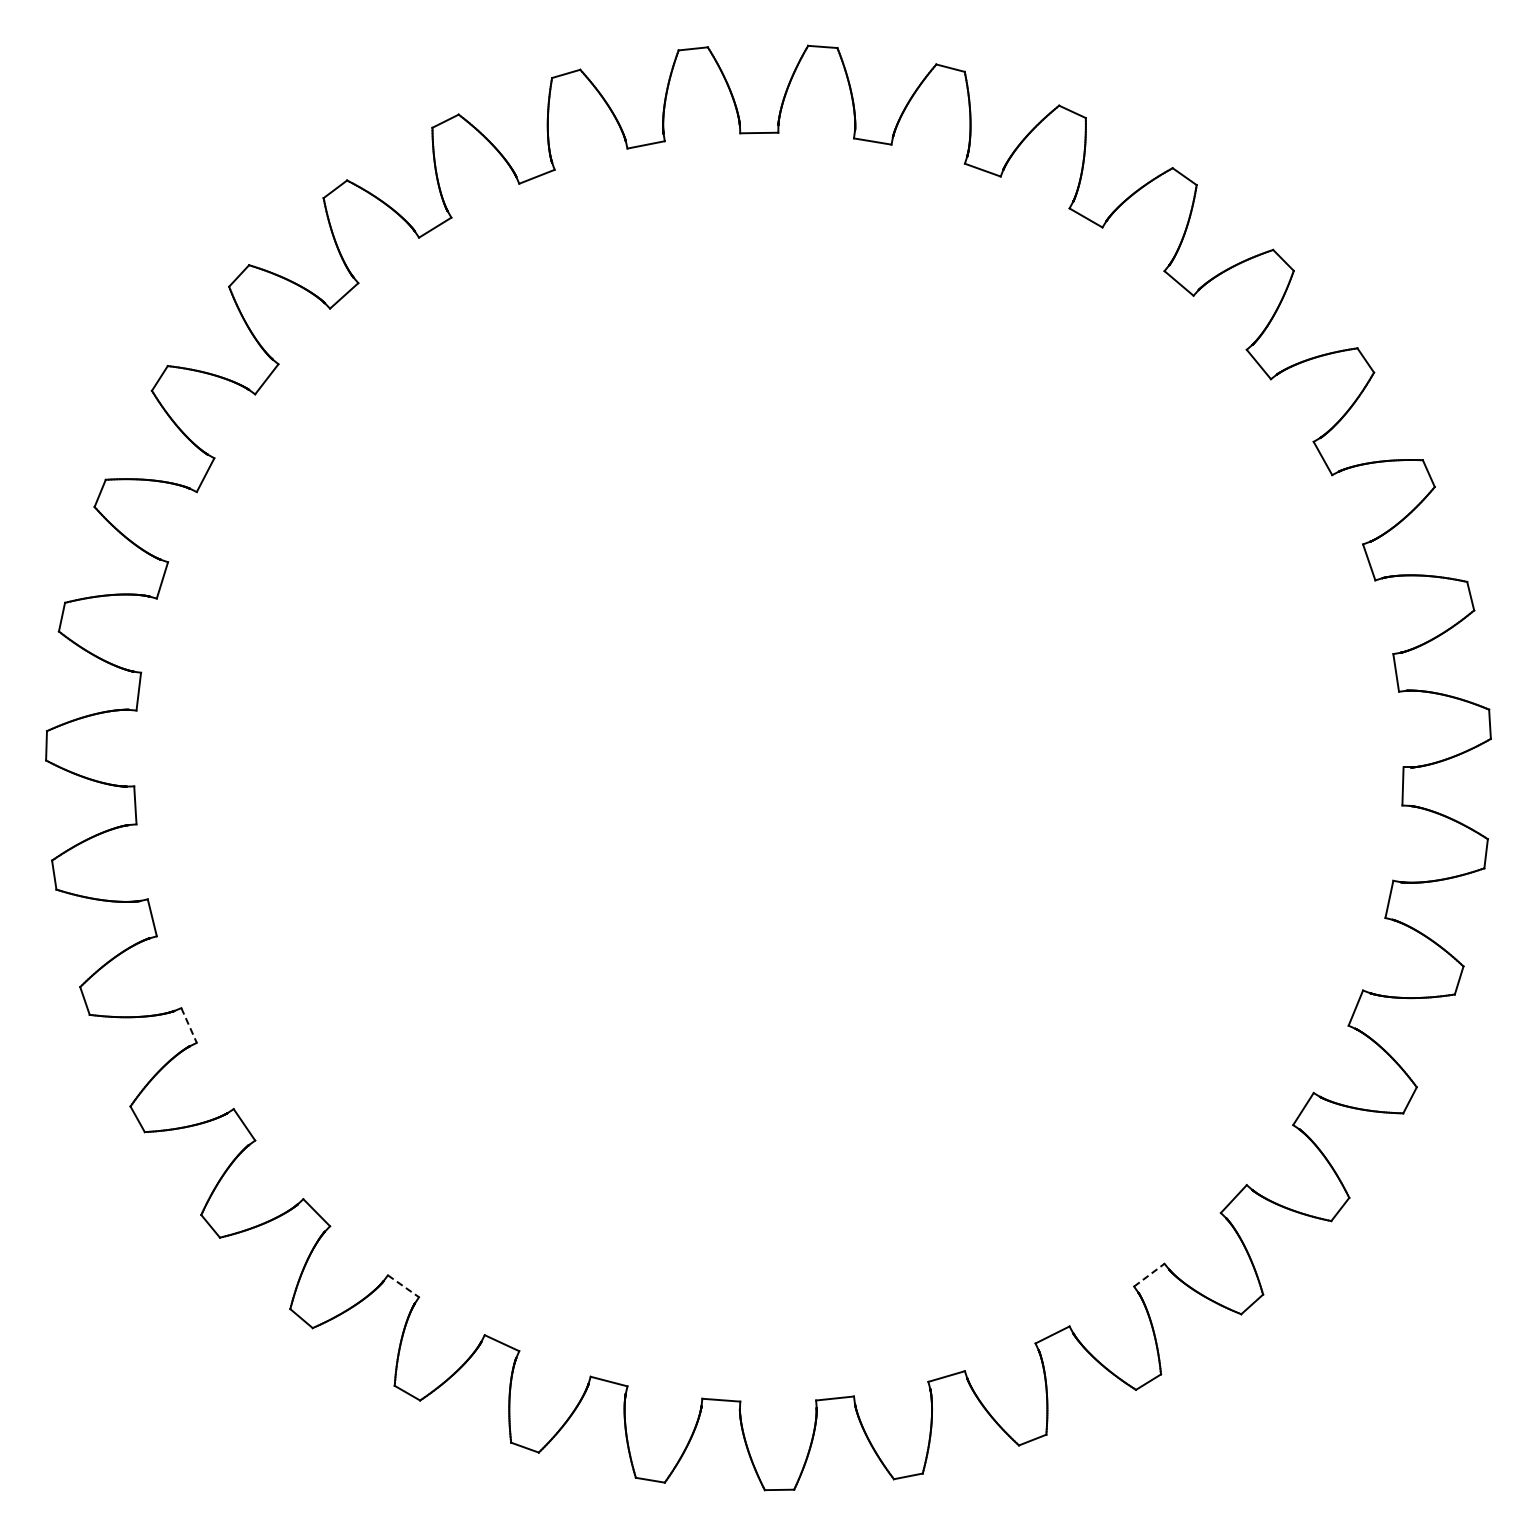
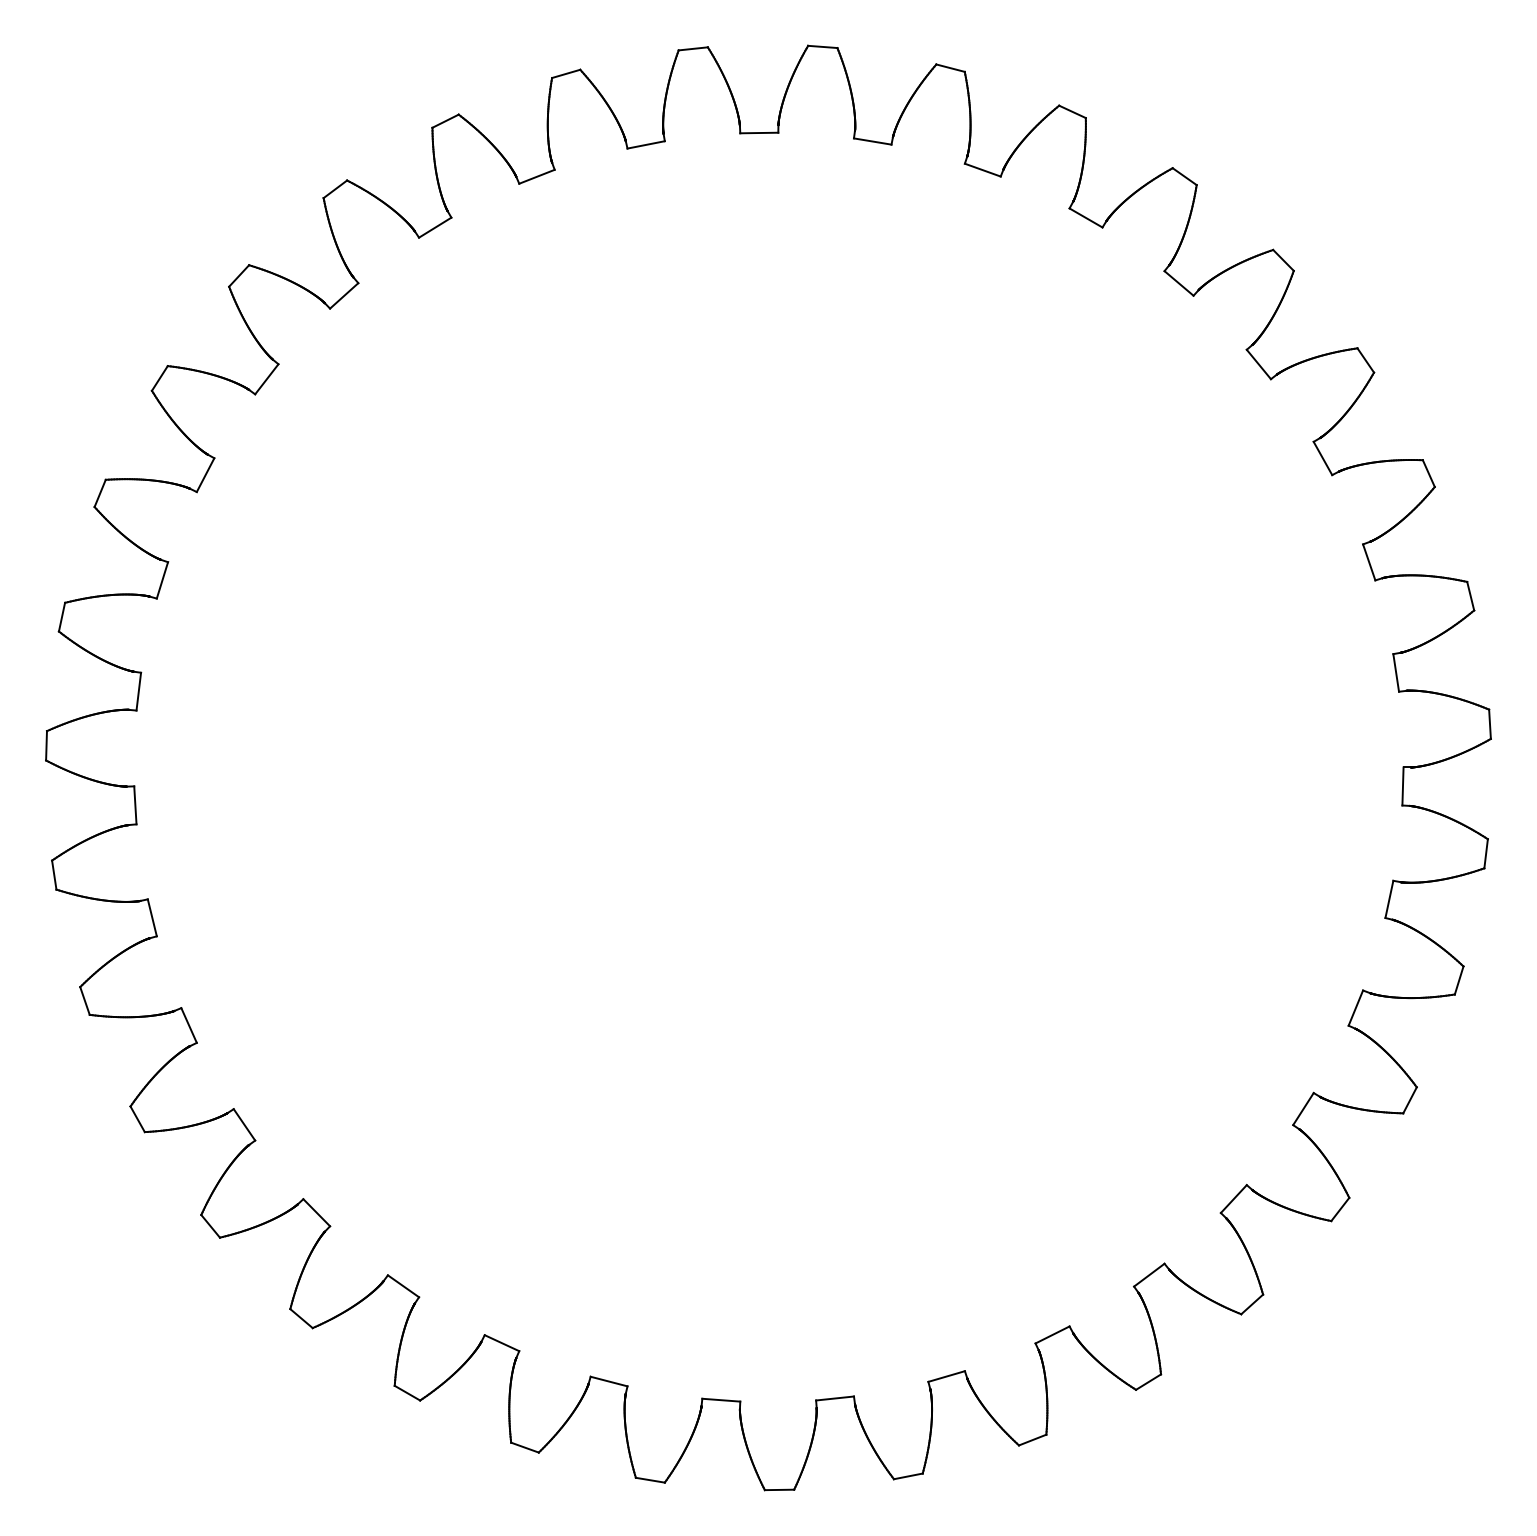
line: dashed -> solid (189, 1025)
line: dashed -> solid (1149, 1274)
line: dashed -> solid (403, 1286)
